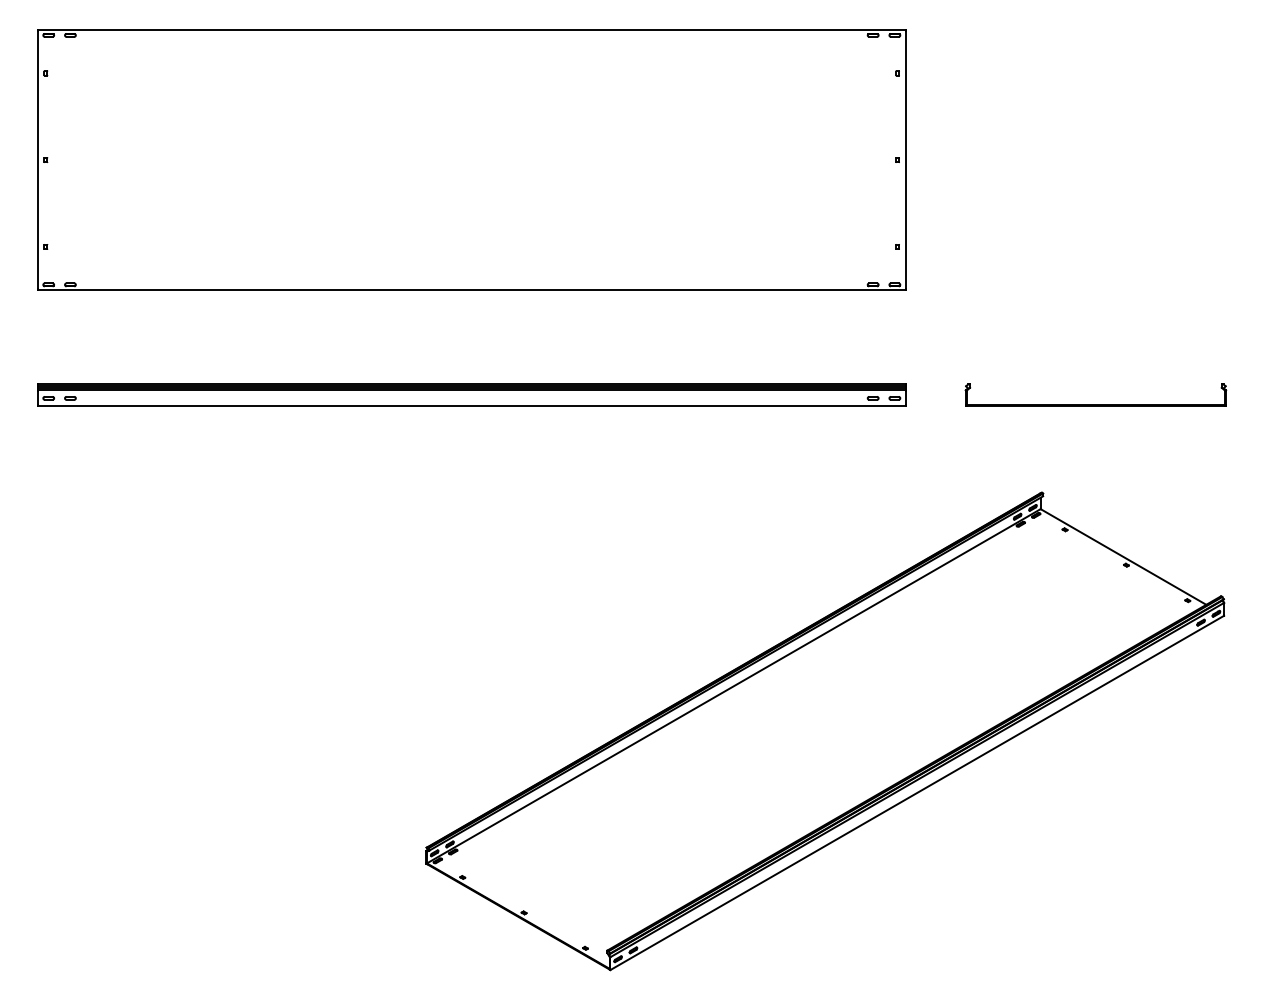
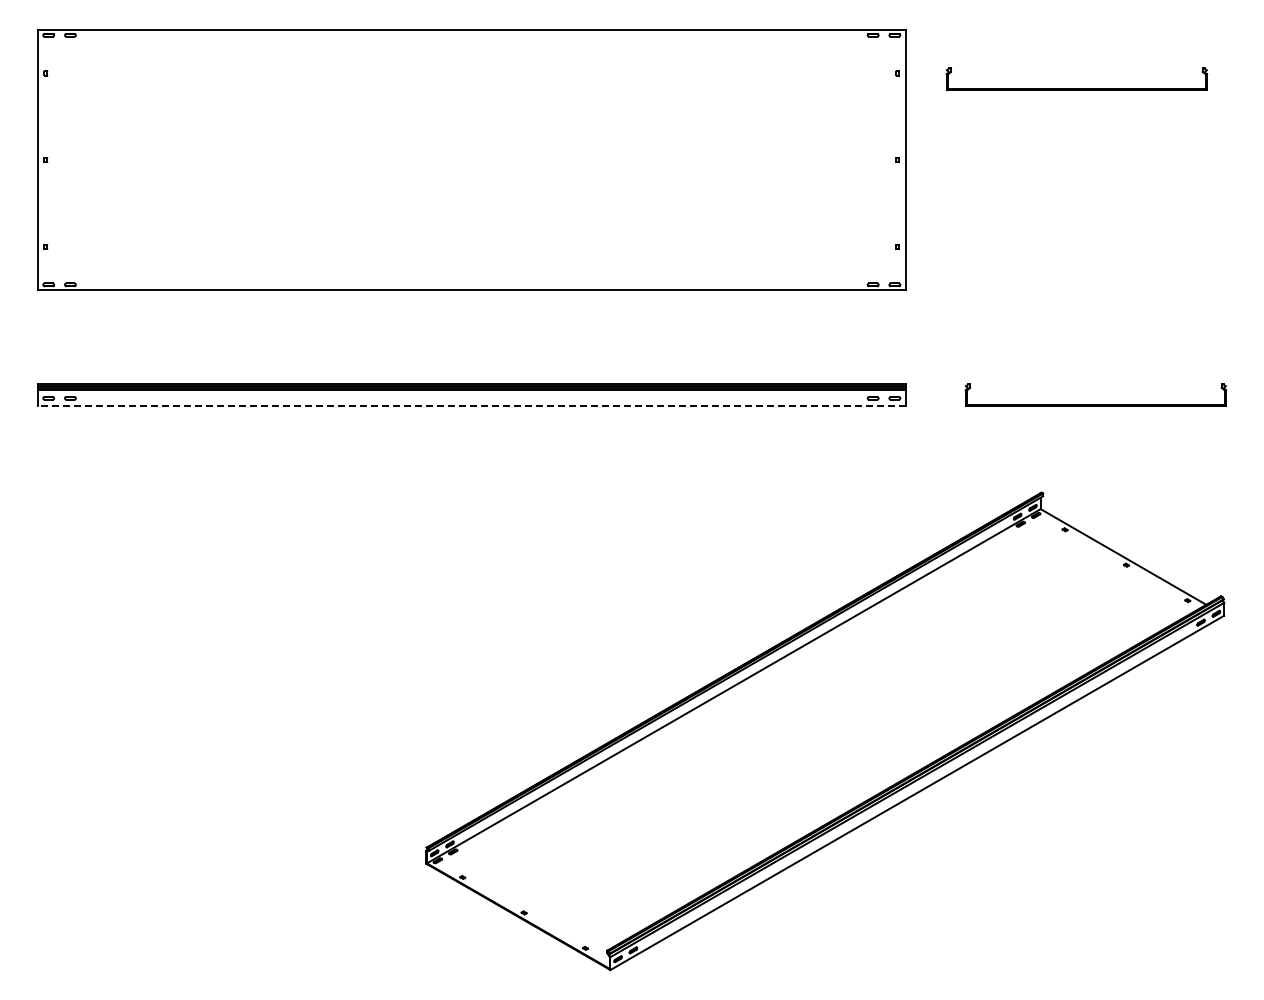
part: none -> present (1076, 88)
line: solid -> dashed (471, 406)
